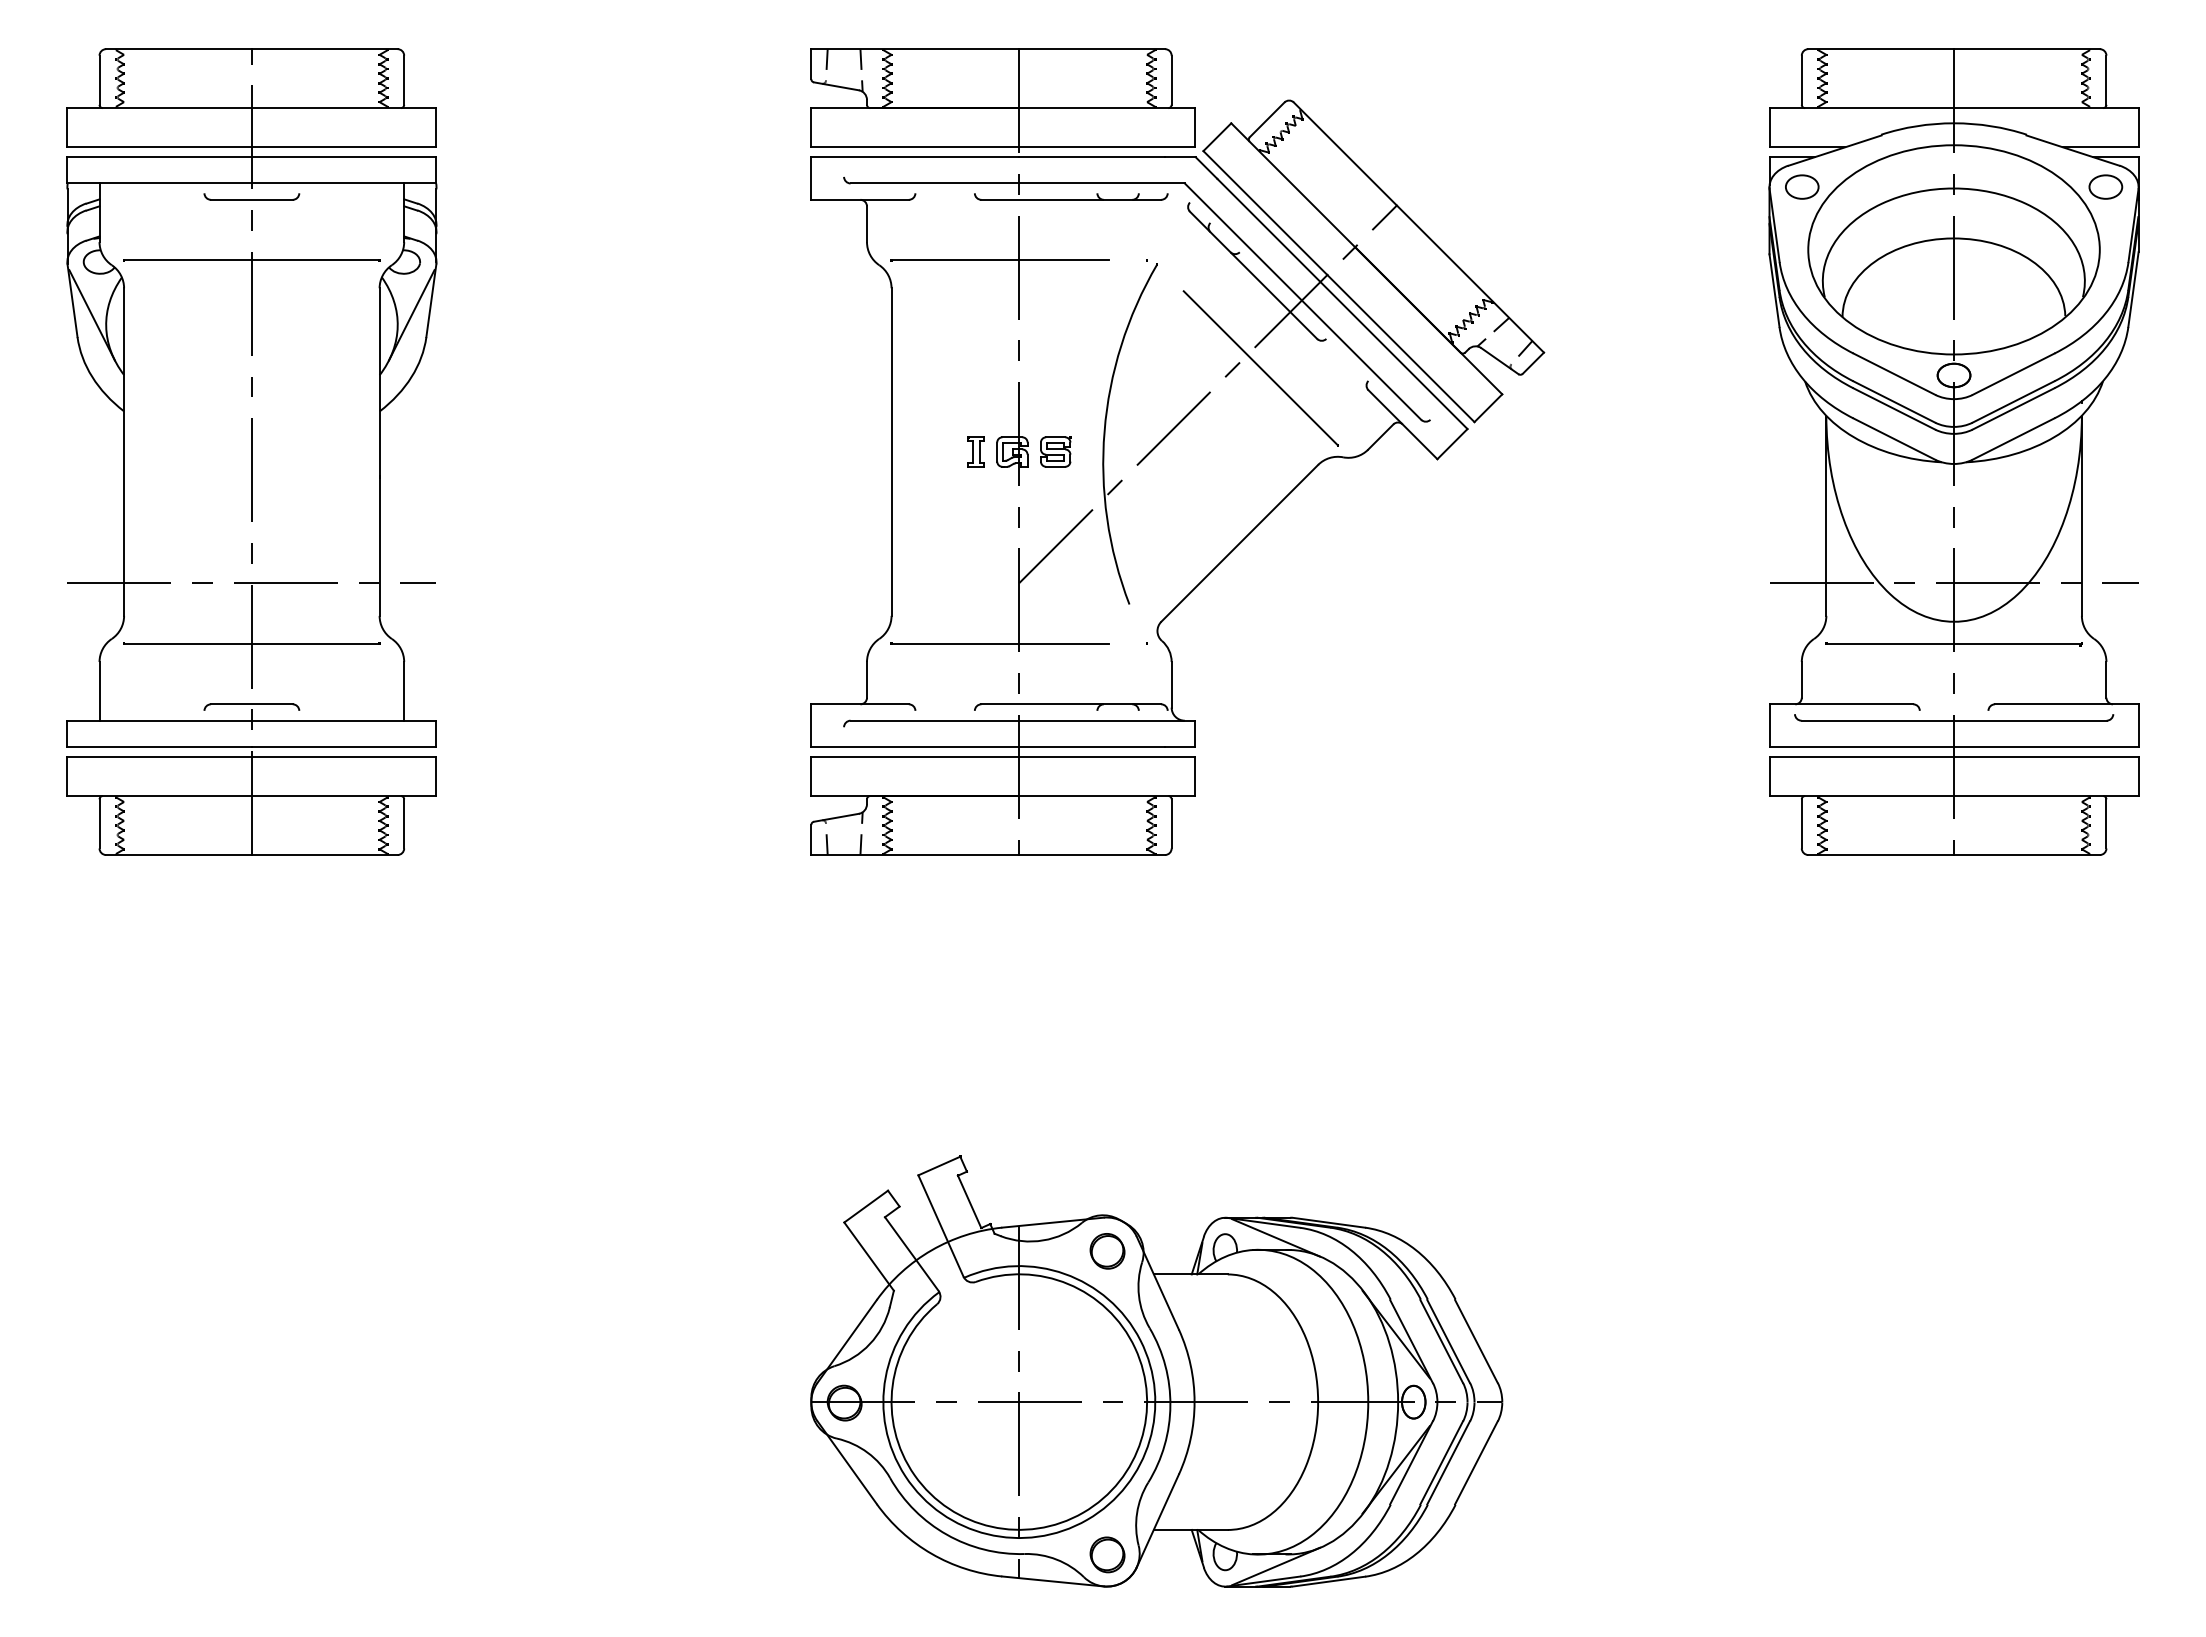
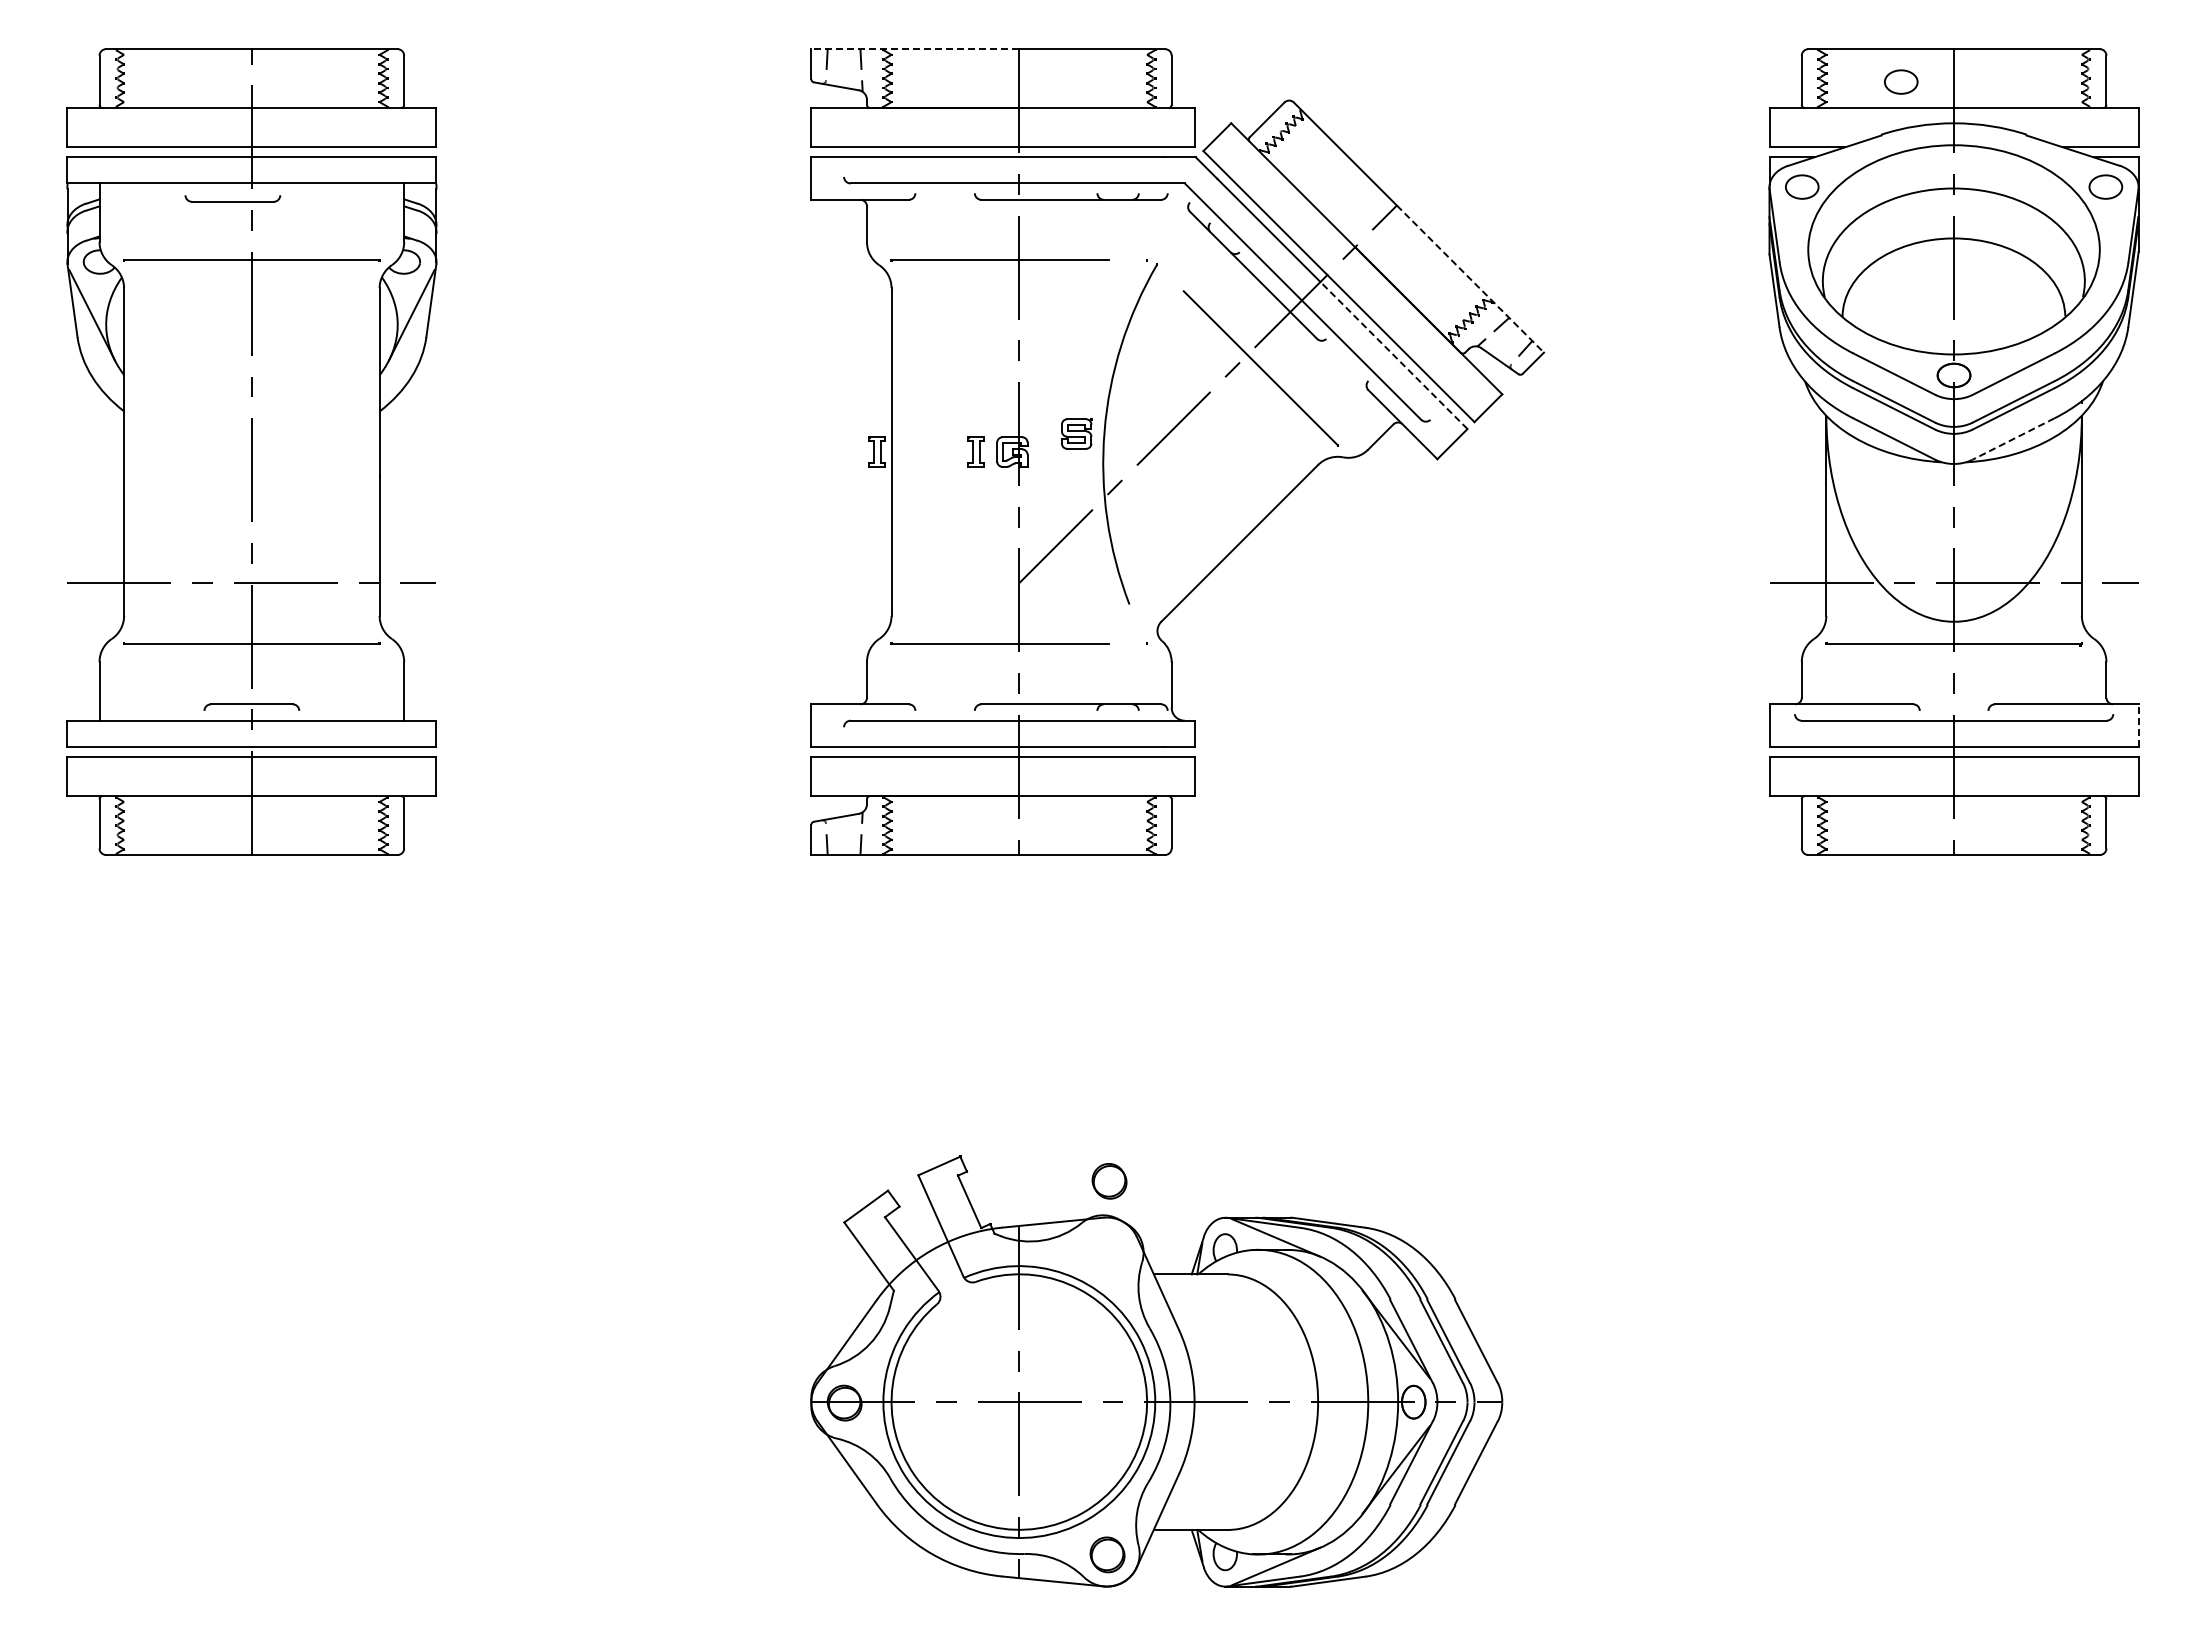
line: solid -> dashed (914, 49)
part: none -> present (1901, 81)
part position: (251, 196) -> (232, 198) (232, 198)
line: solid -> dashed (1470, 279)
line: solid -> dashed (1393, 355)
line: solid -> dashed (2013, 439)
part: none -> present (876, 451)
part position: (1055, 451) -> (1076, 433) (1076, 433)
line: solid -> dashed (2138, 725)
part position: (1107, 1251) -> (1109, 1181) (1109, 1181)
